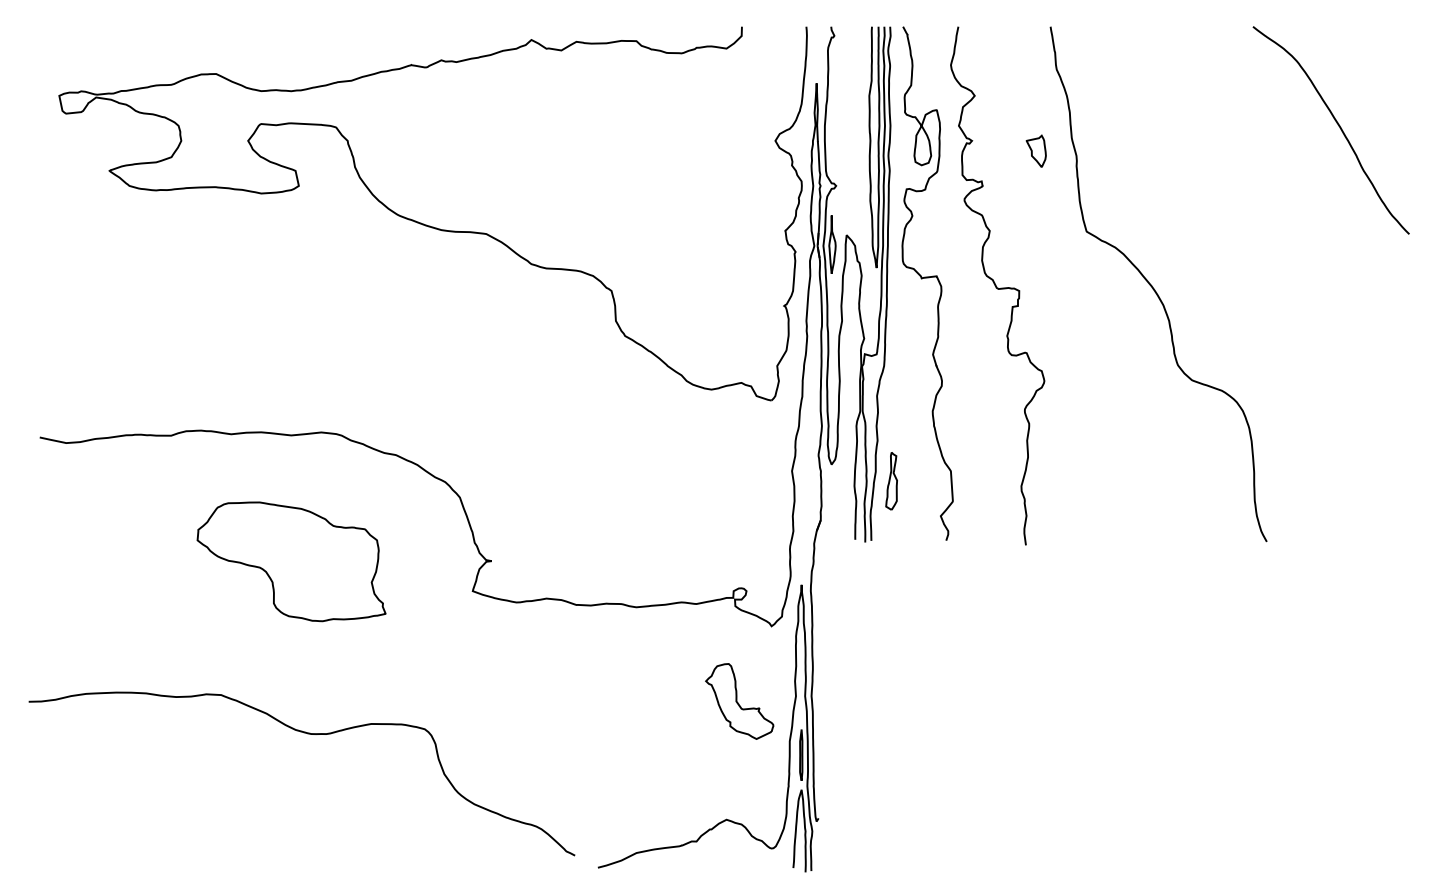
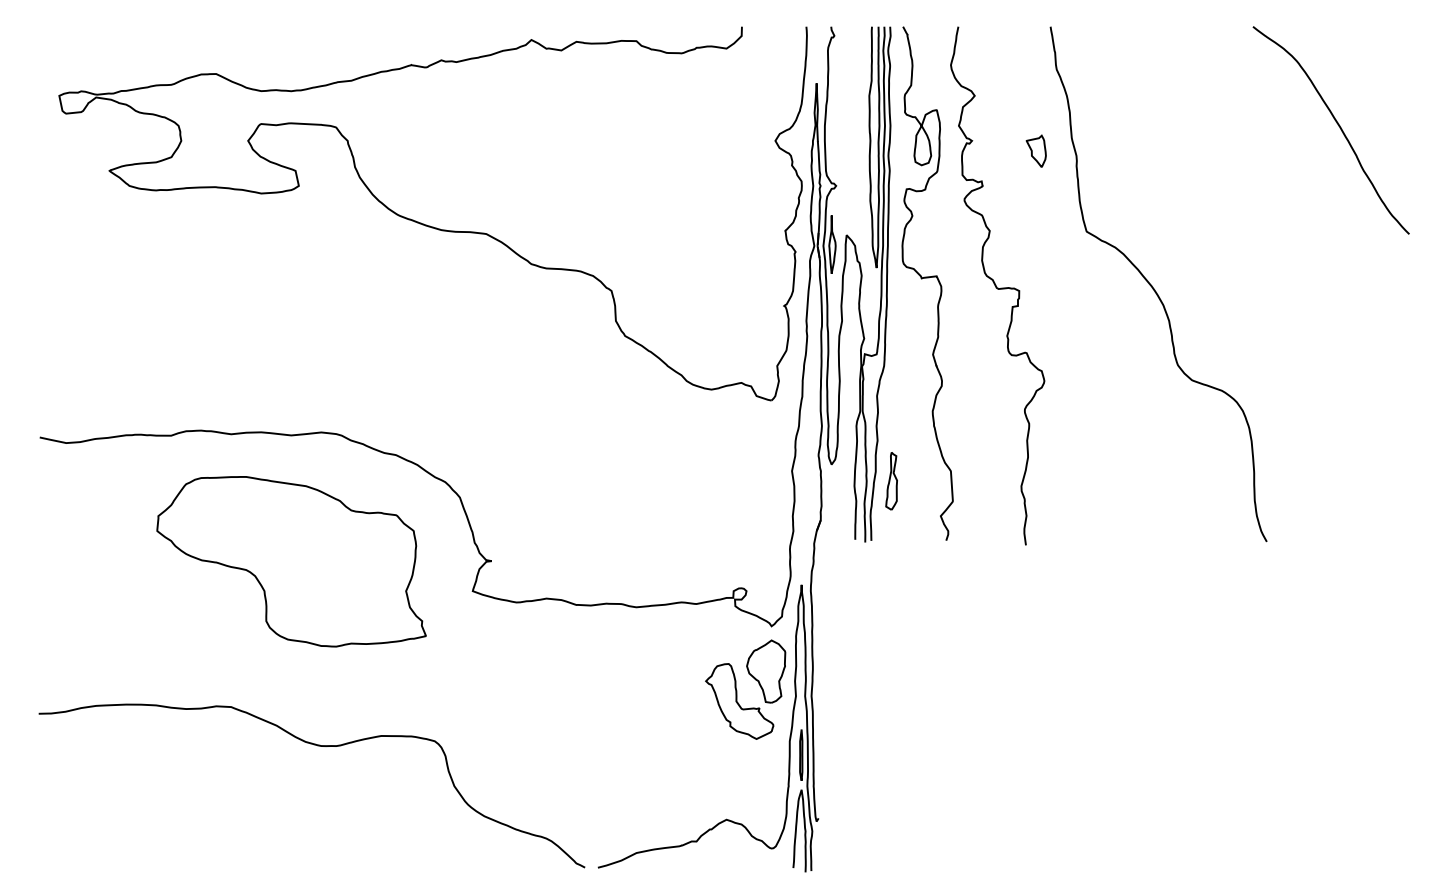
part size: 191x122 px -> 271x172 px (291, 561)
part: none -> present (766, 671)
curve position: (307, 734) -> (317, 746) (317, 746)
